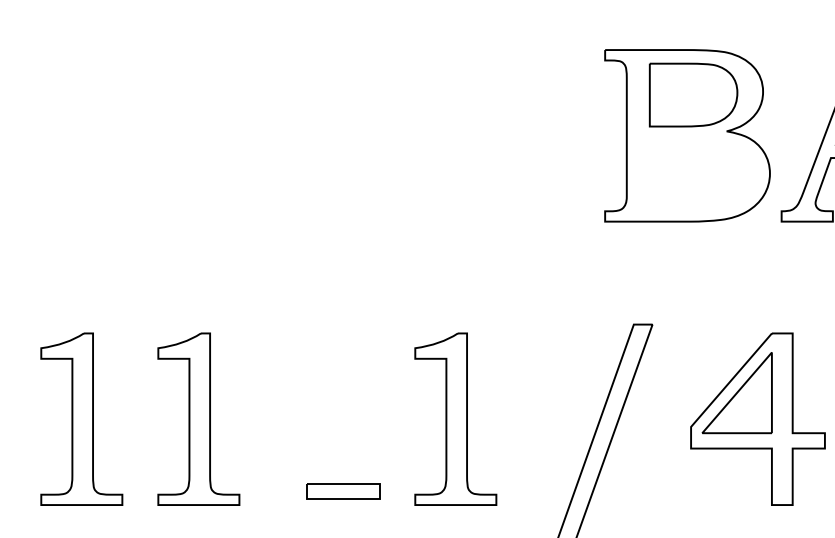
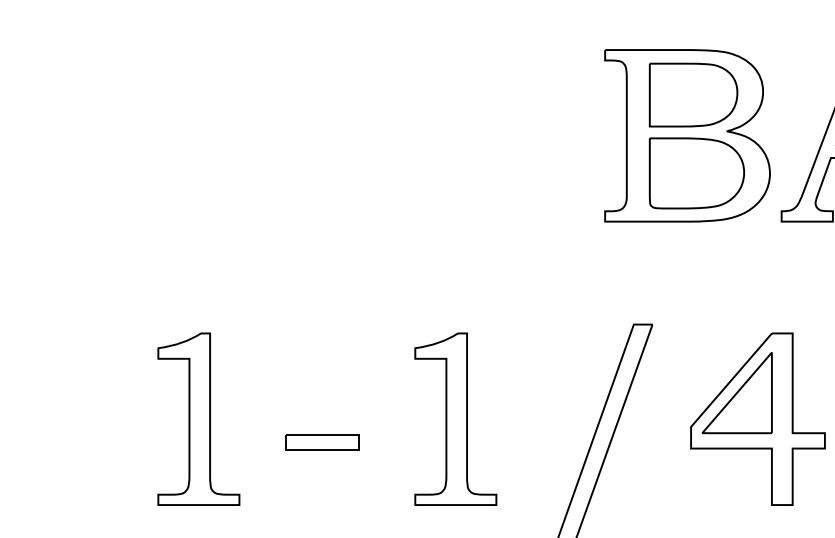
part: none -> present (696, 173)
part: present -> none (81, 418)
part position: (343, 491) -> (322, 442) (322, 442)
